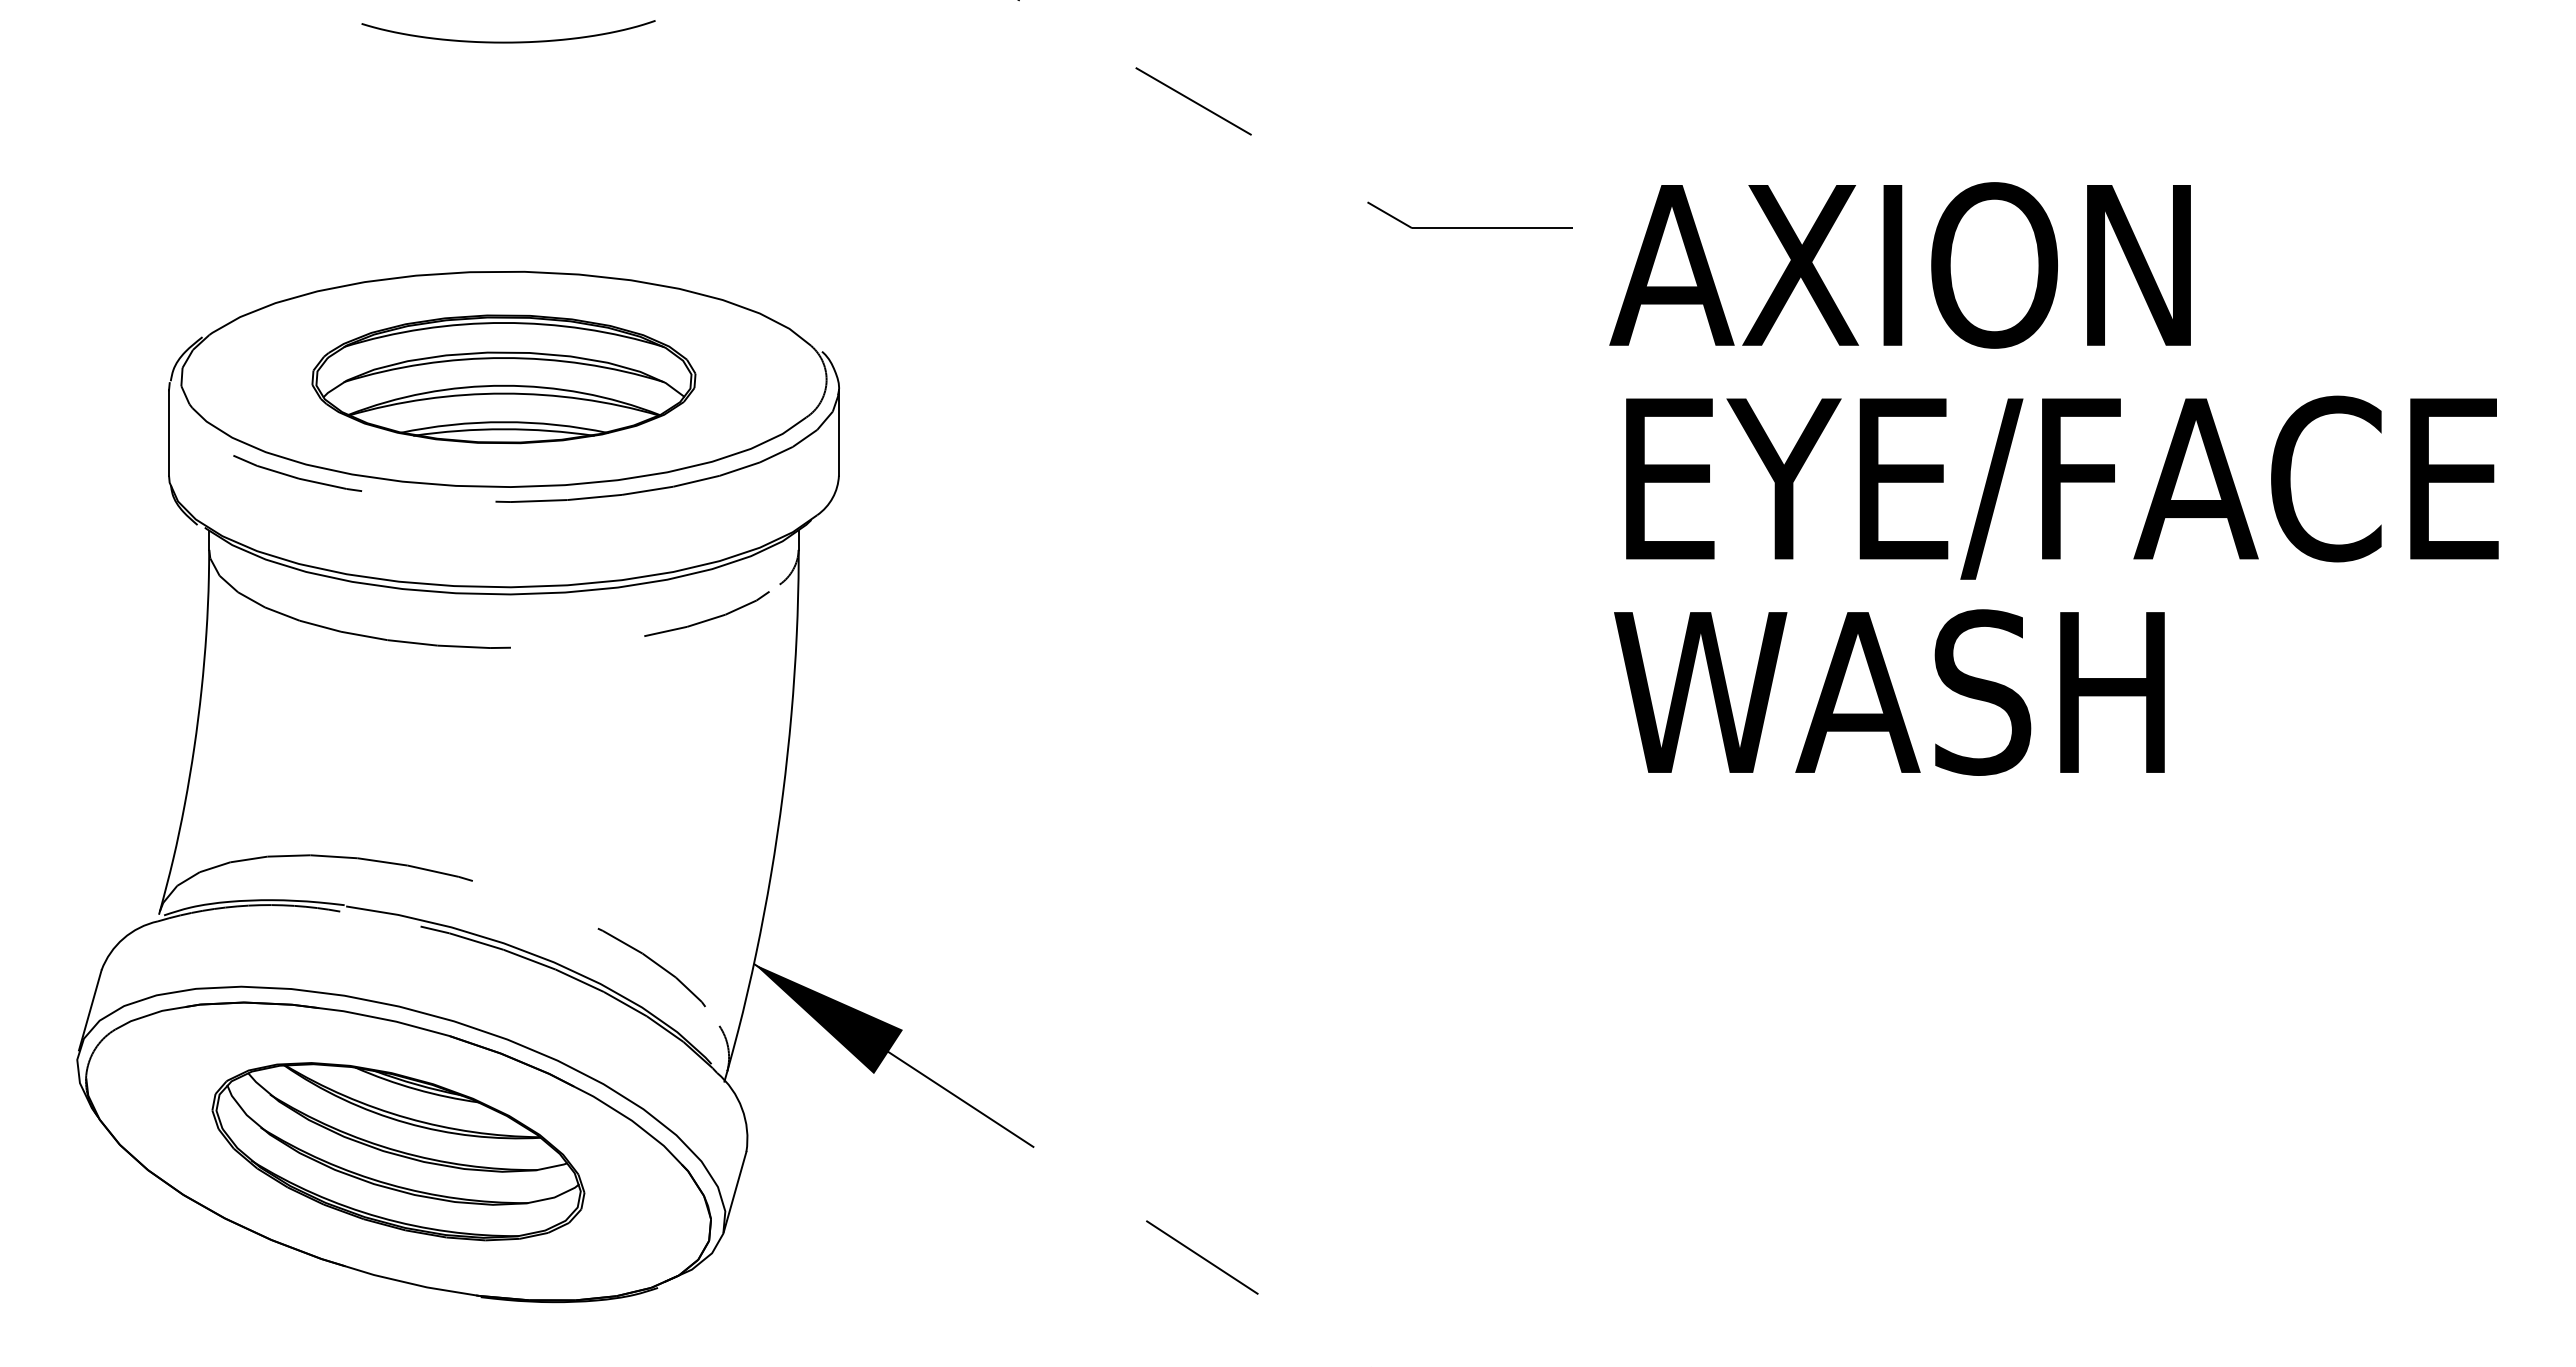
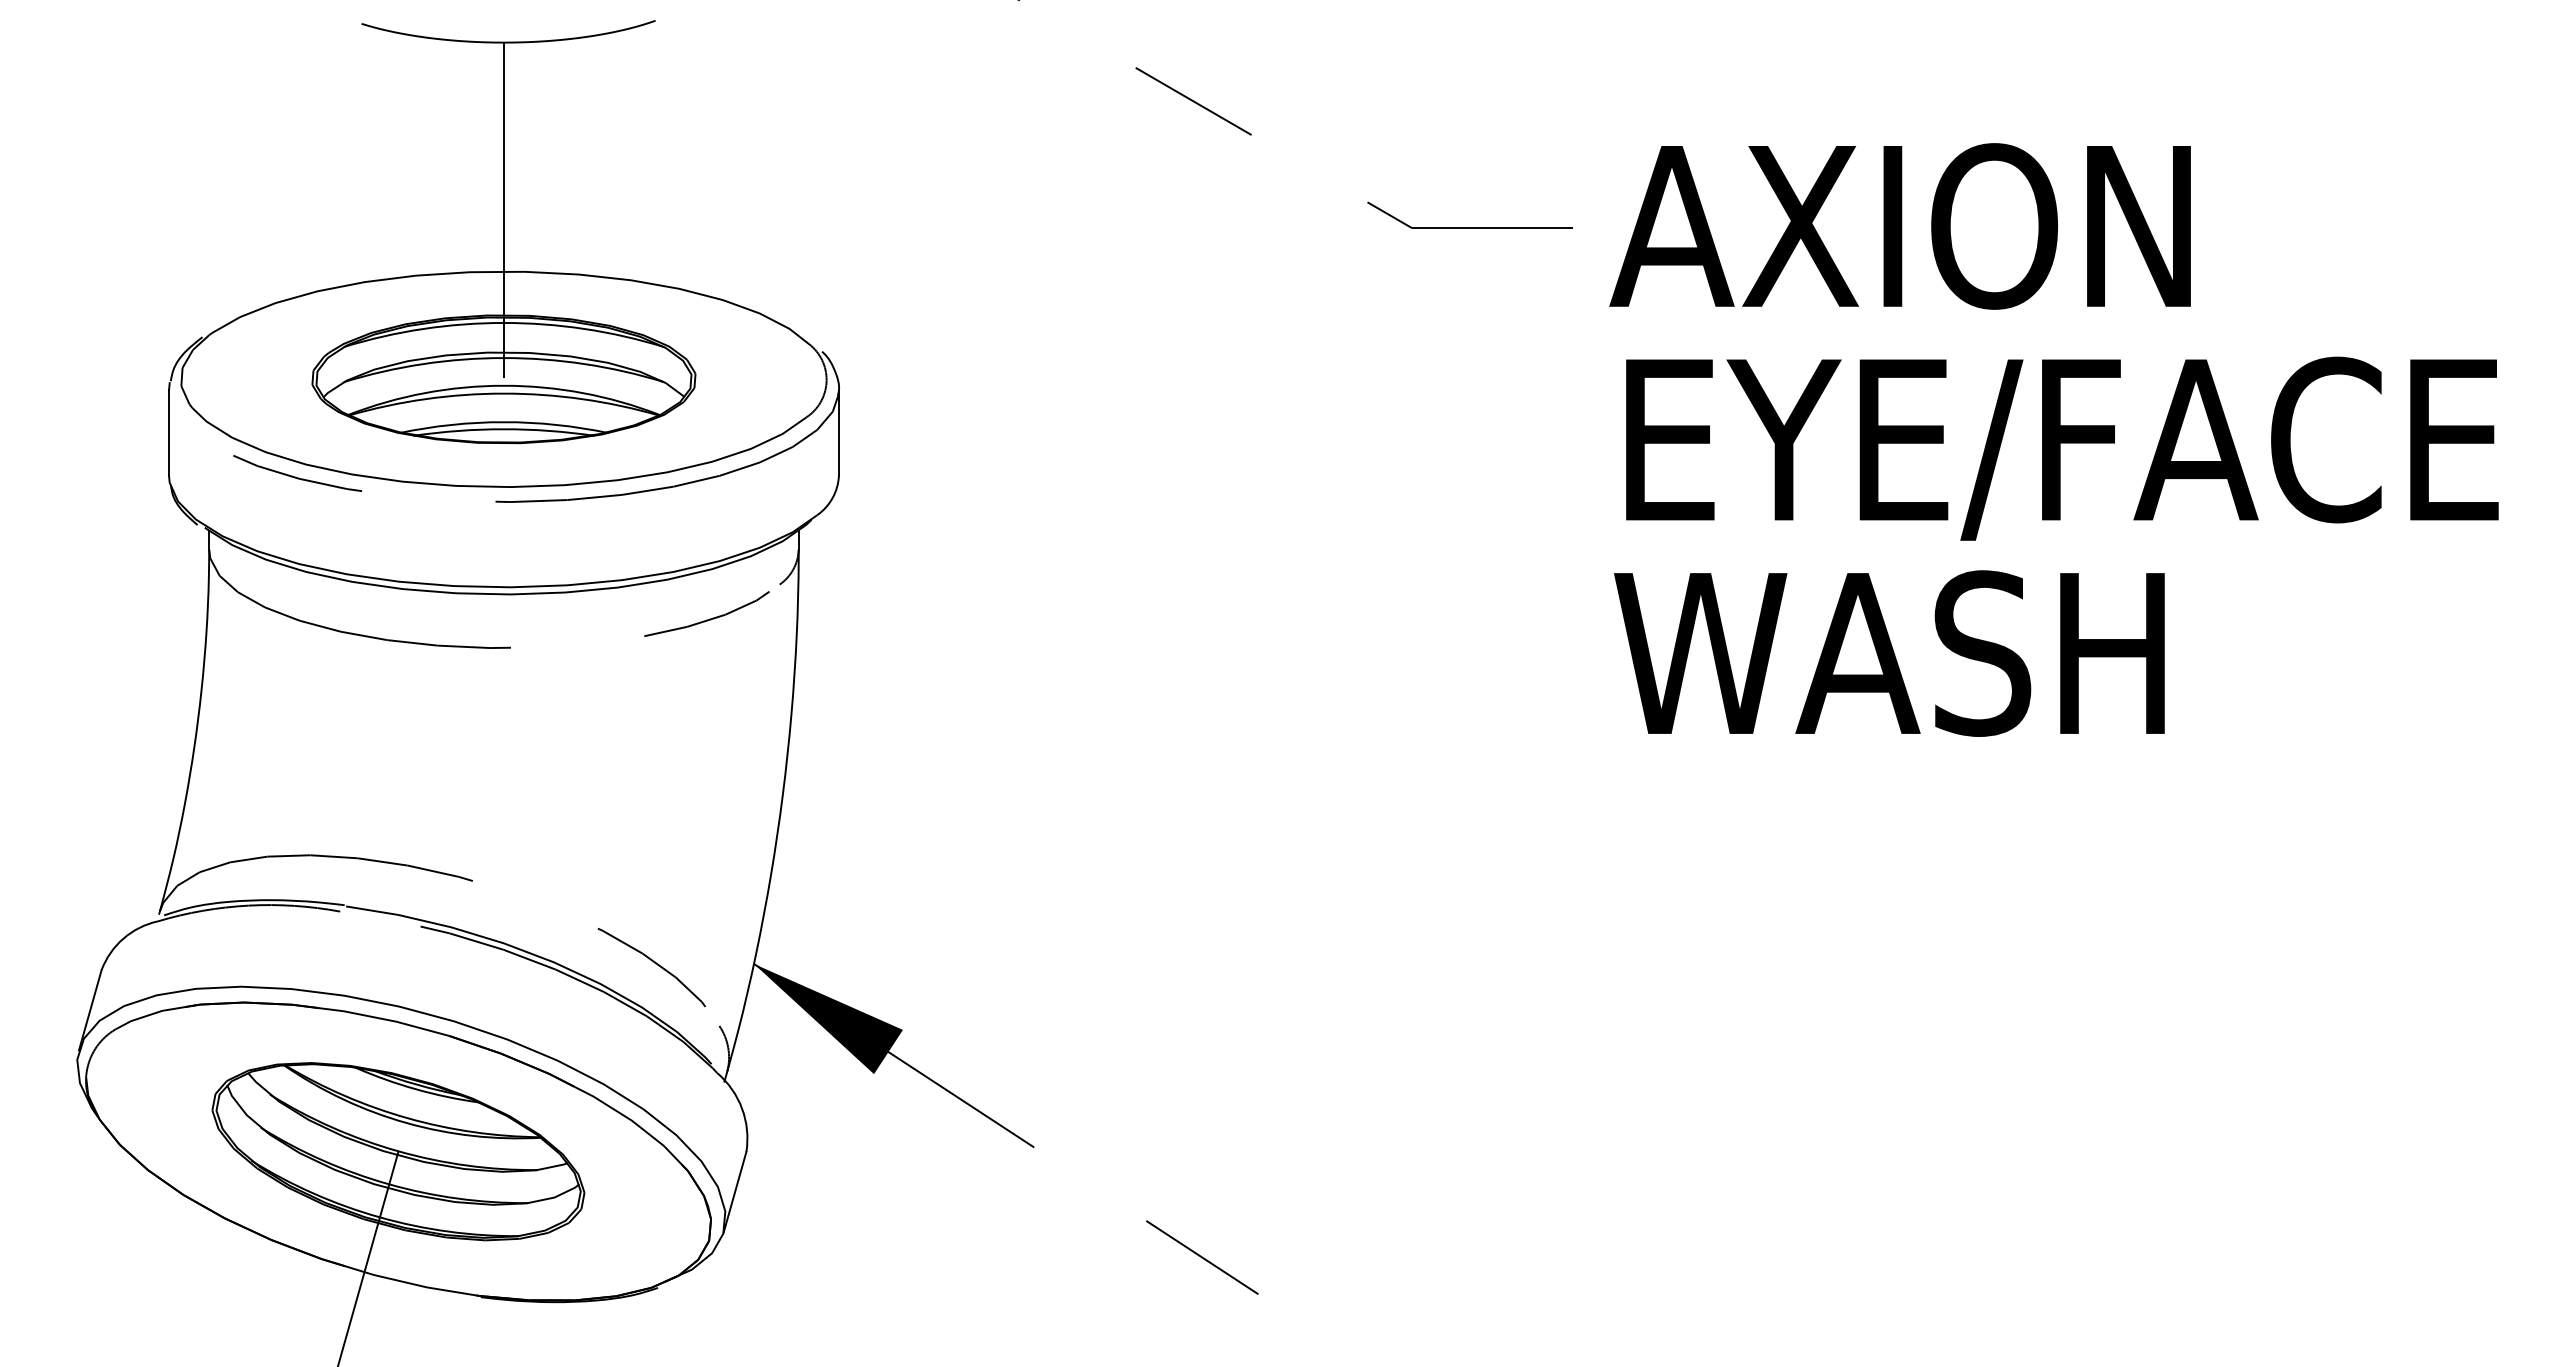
line: none -> present (503, 210)
text position: (2053, 478) -> (2053, 439) (2053, 439)
line: none -> present (368, 1257)
